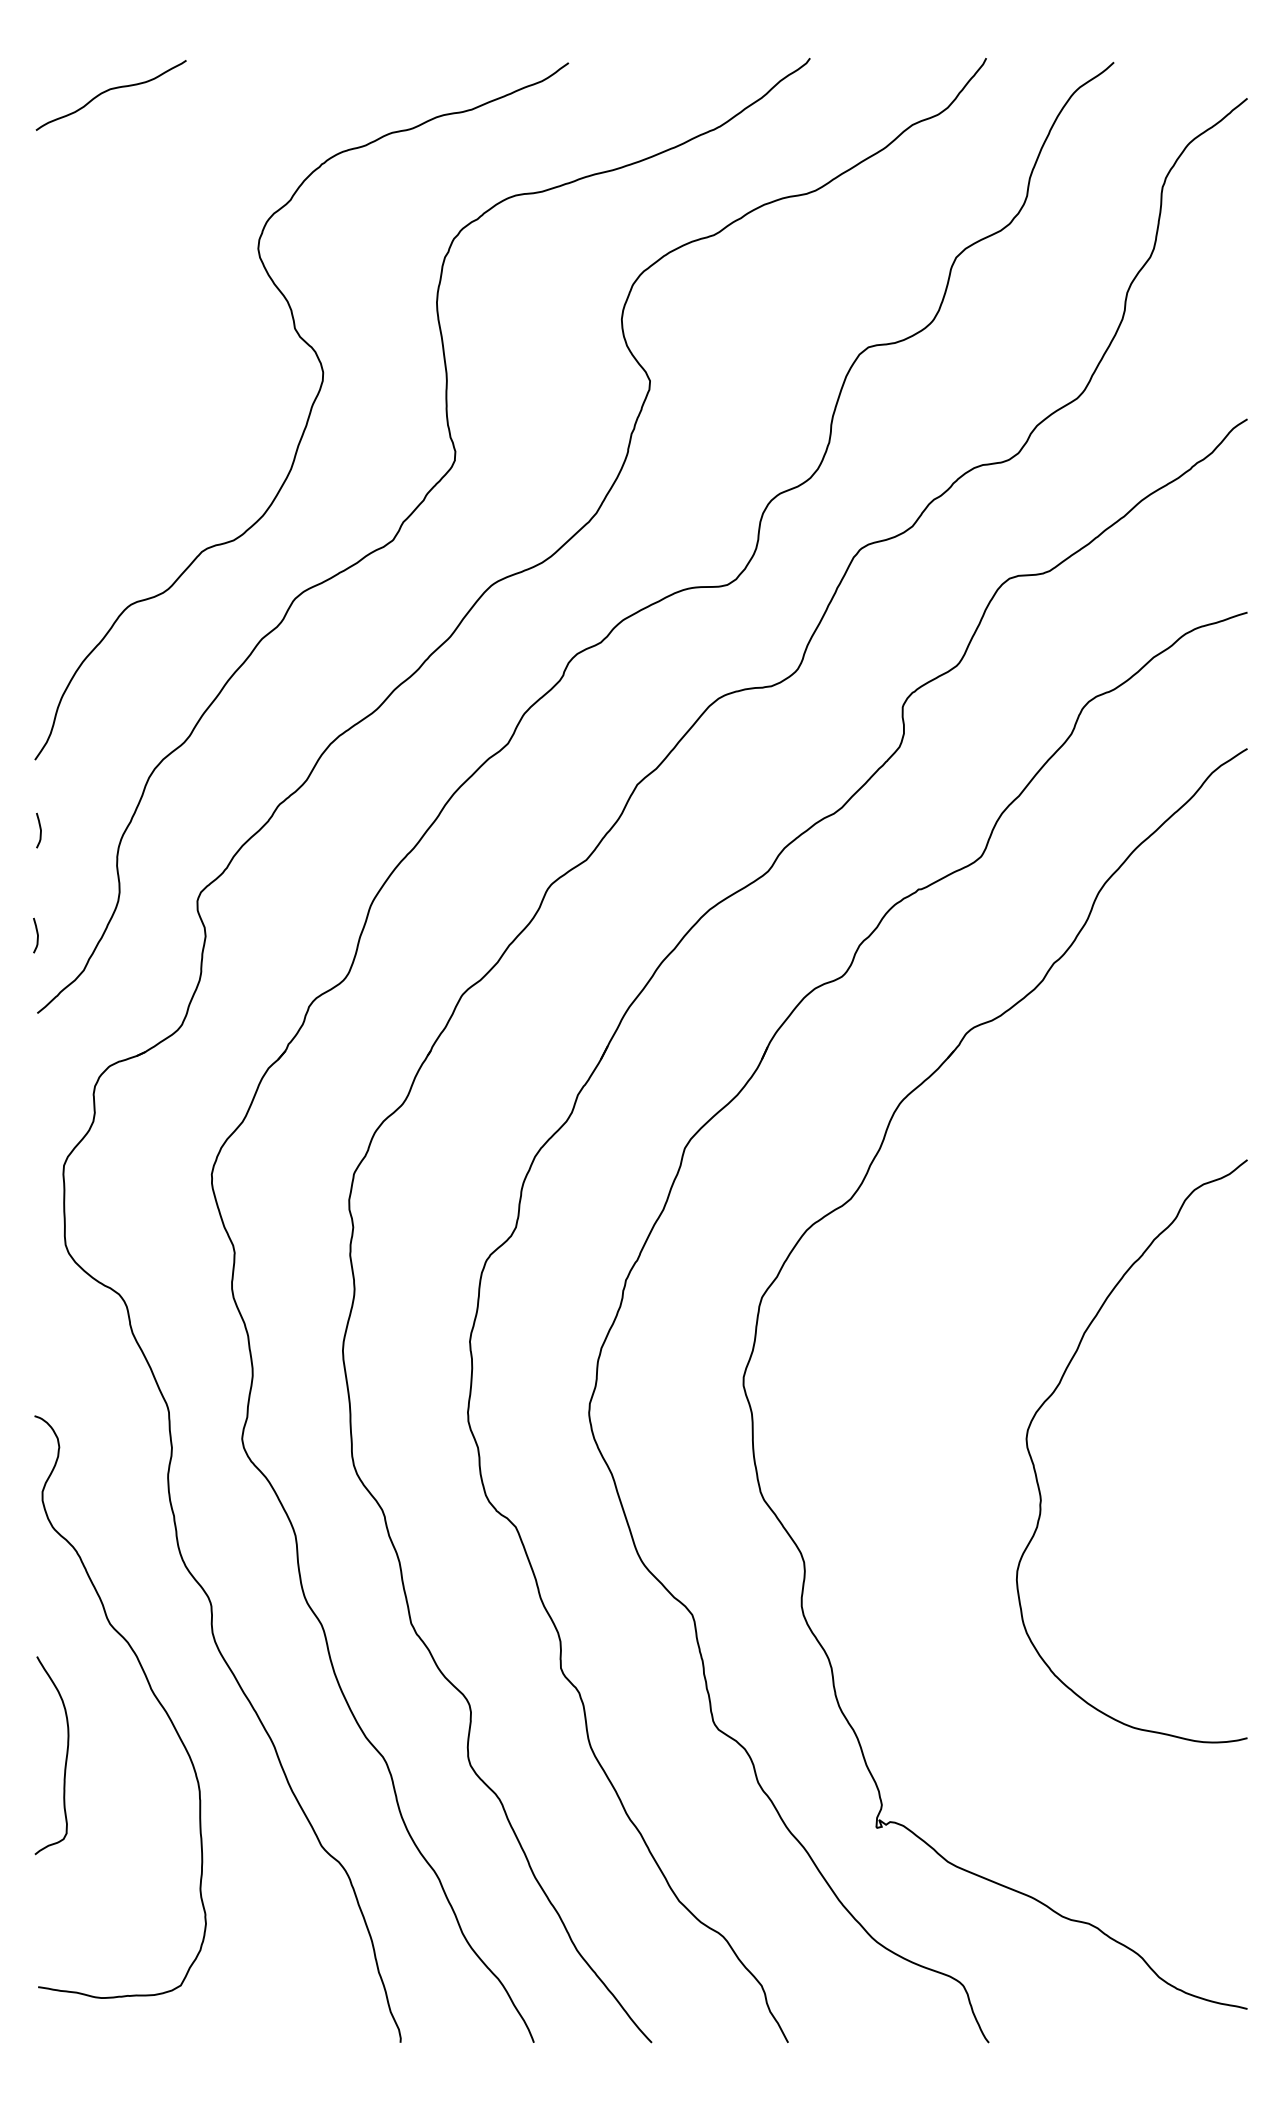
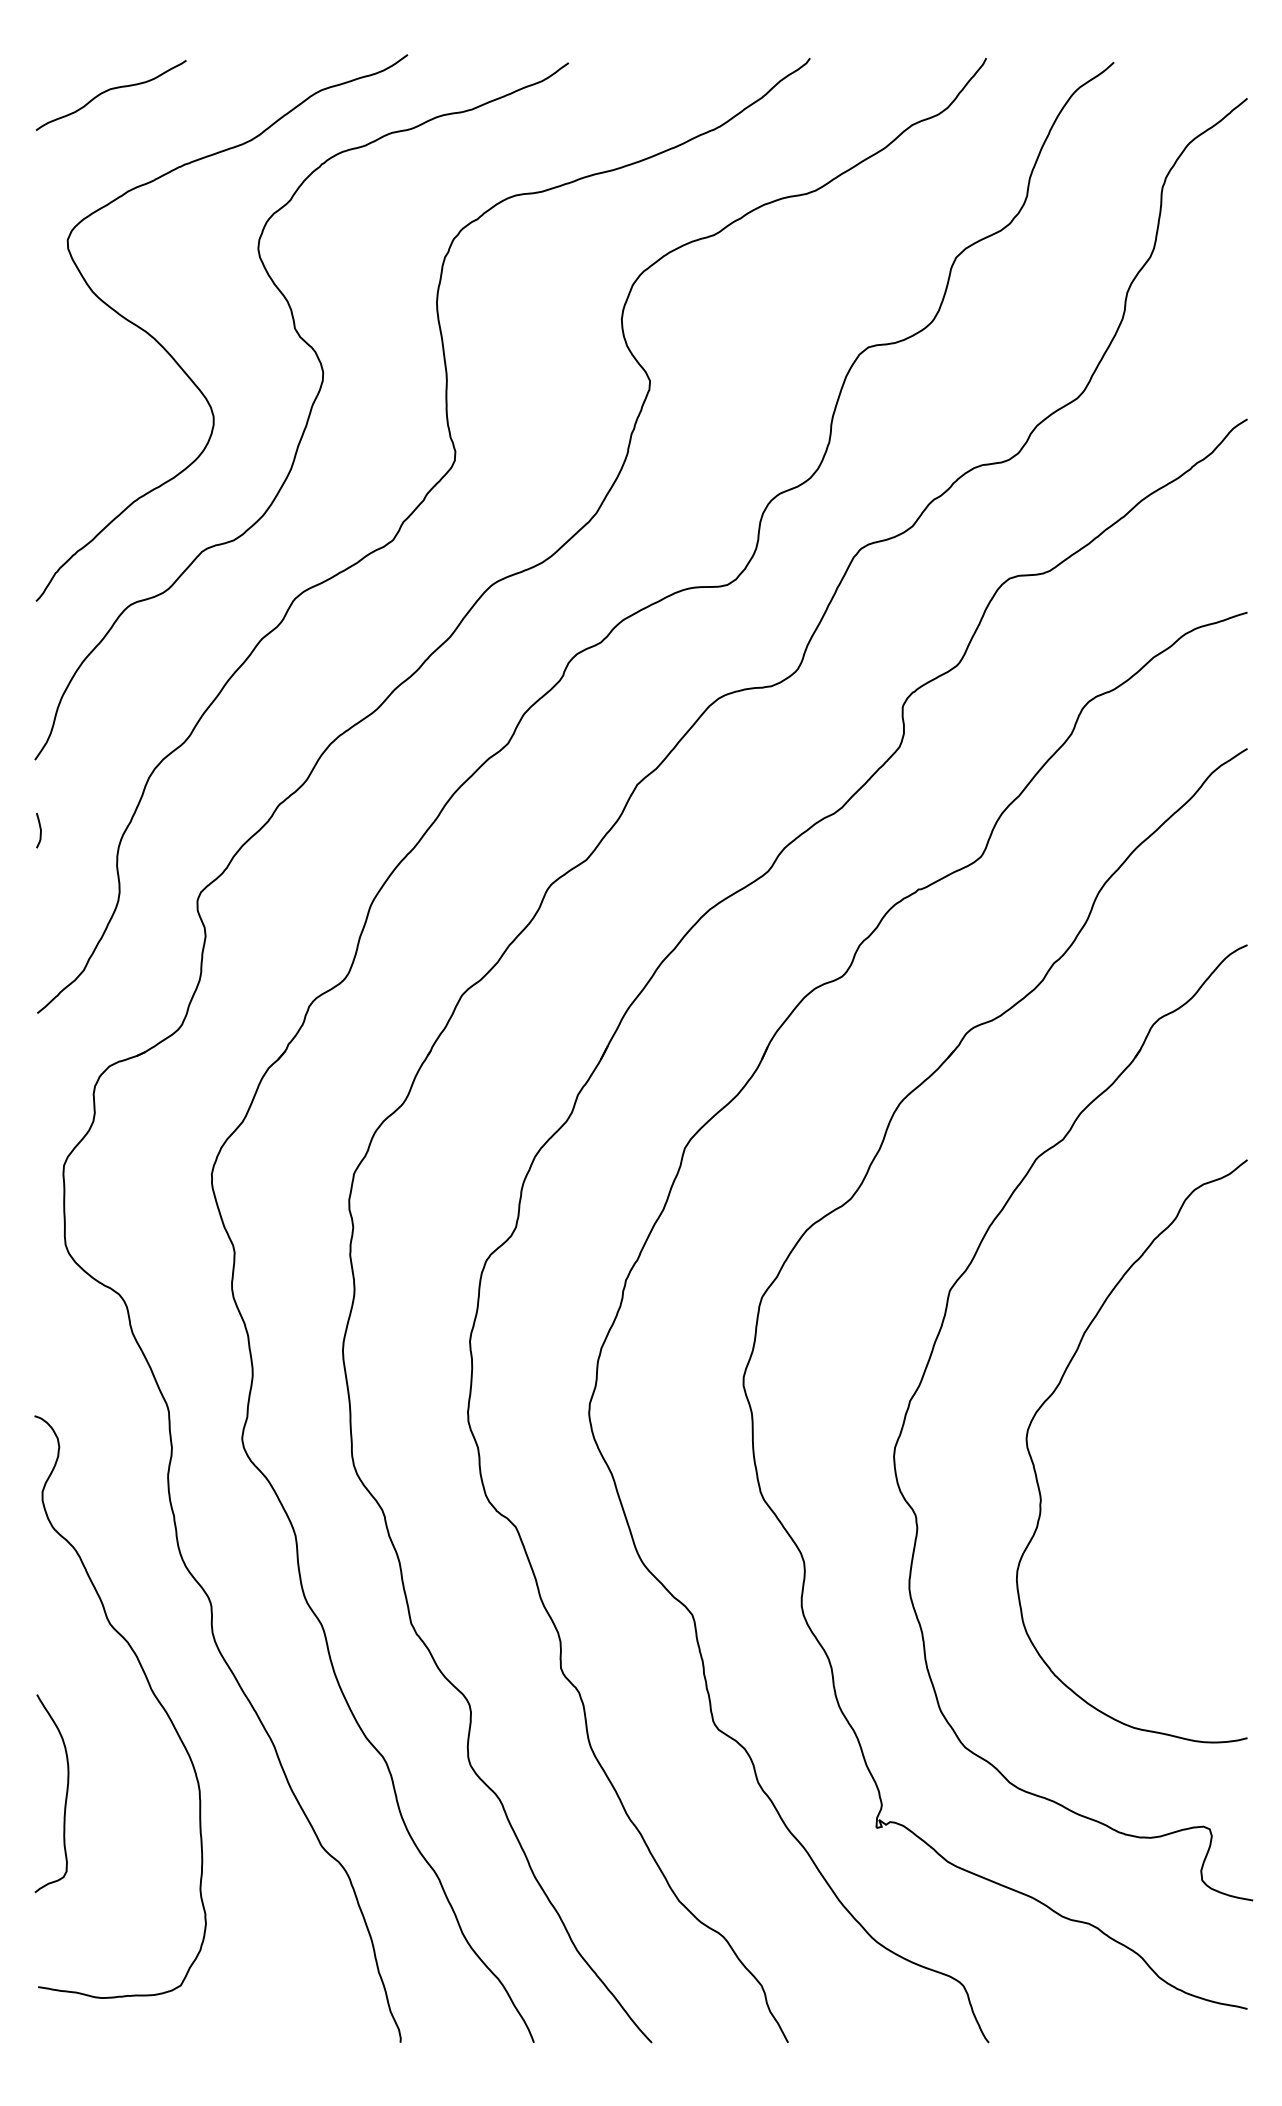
curve: none -> present (176, 360)
curve: present -> none (36, 934)
part: none -> present (928, 1365)
curve position: (65, 1757) -> (65, 1795) (65, 1795)
